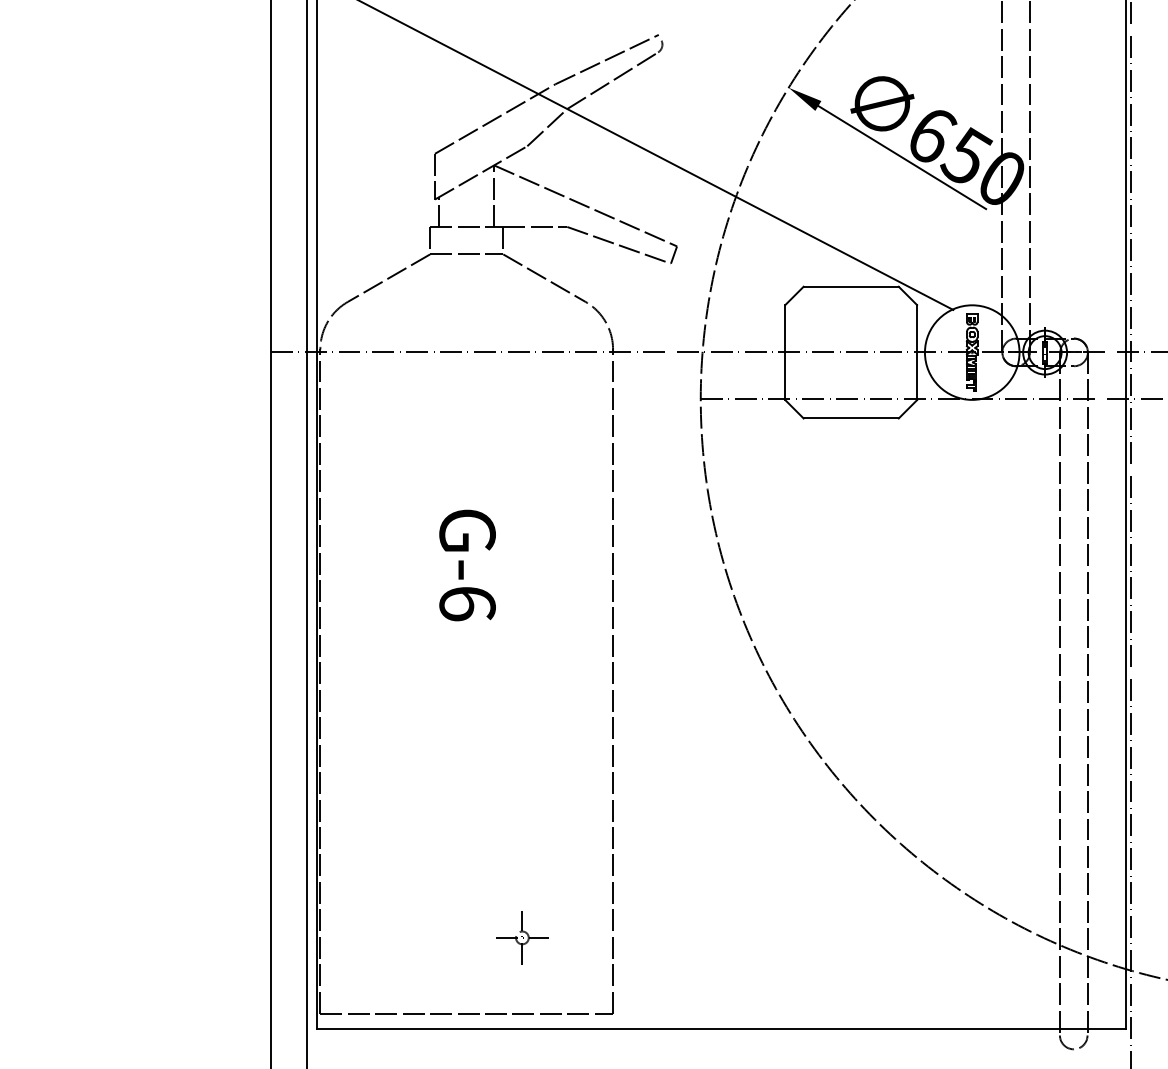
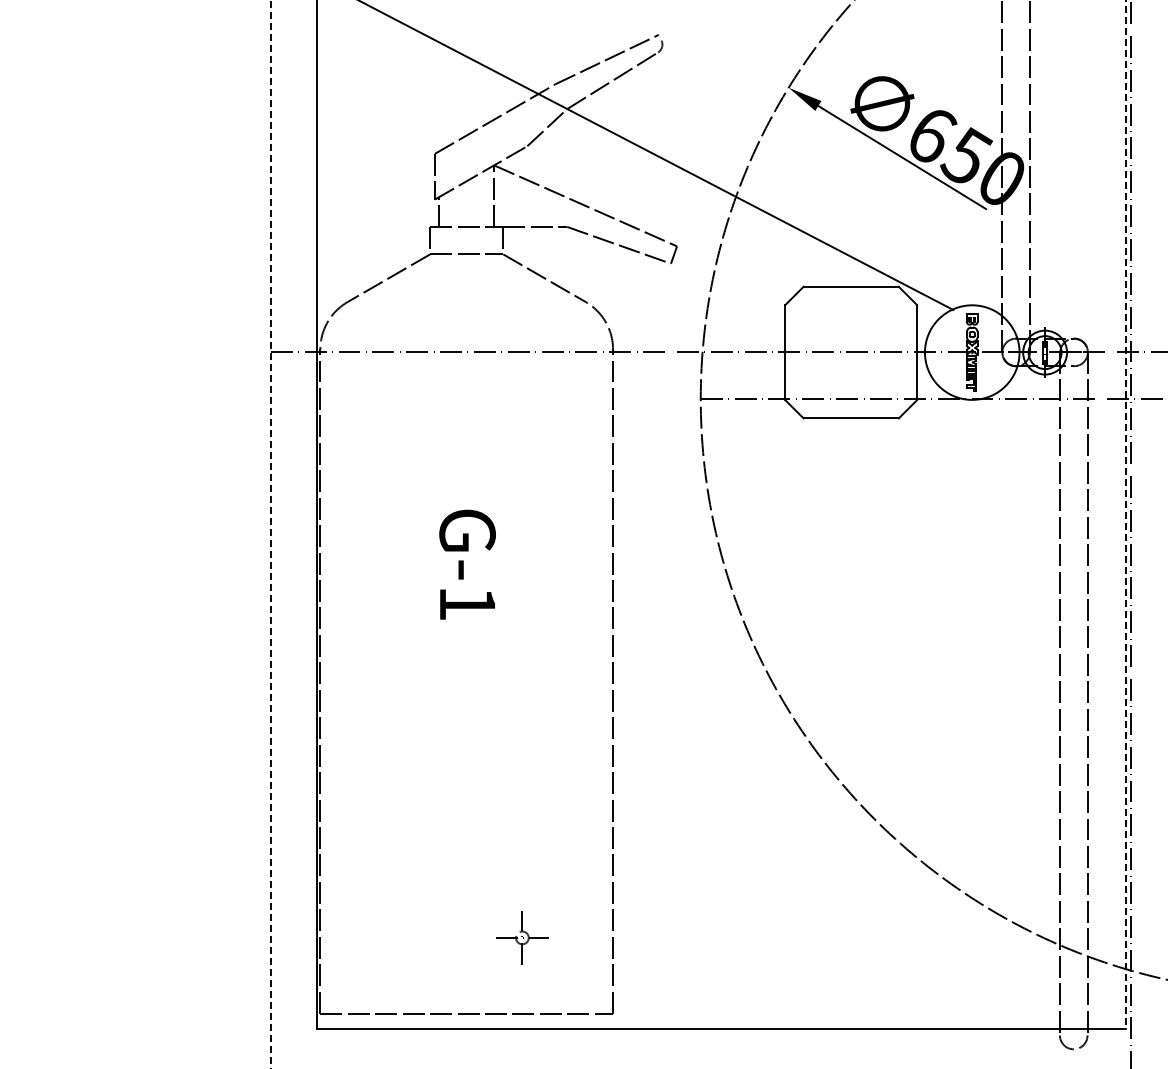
line: solid -> dashed (1126, 515)
line: present -> none (307, 533)
line: solid -> dashed (270, 534)
text: G-6 -> G-1 (467, 604)
